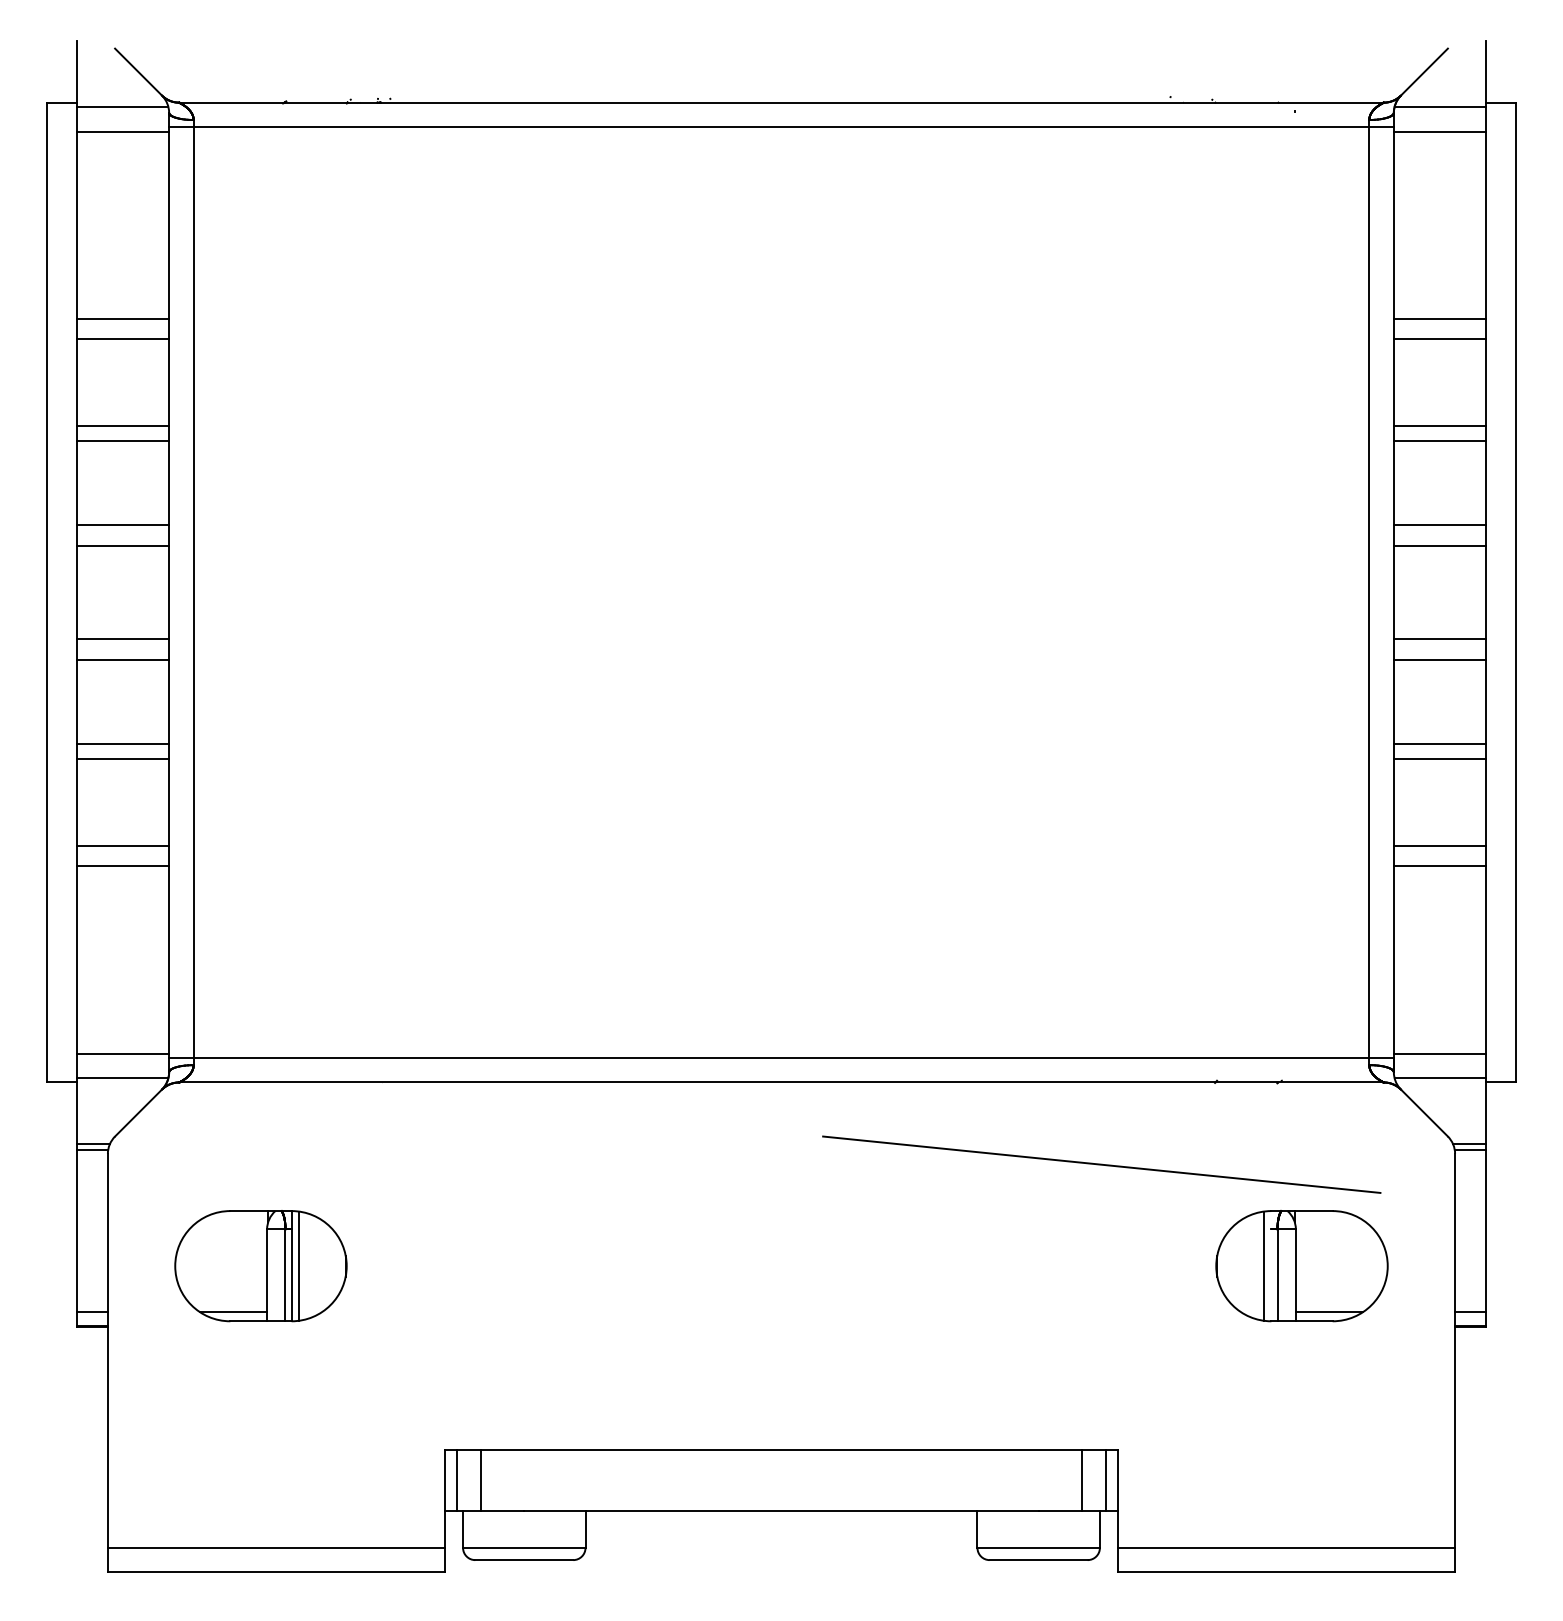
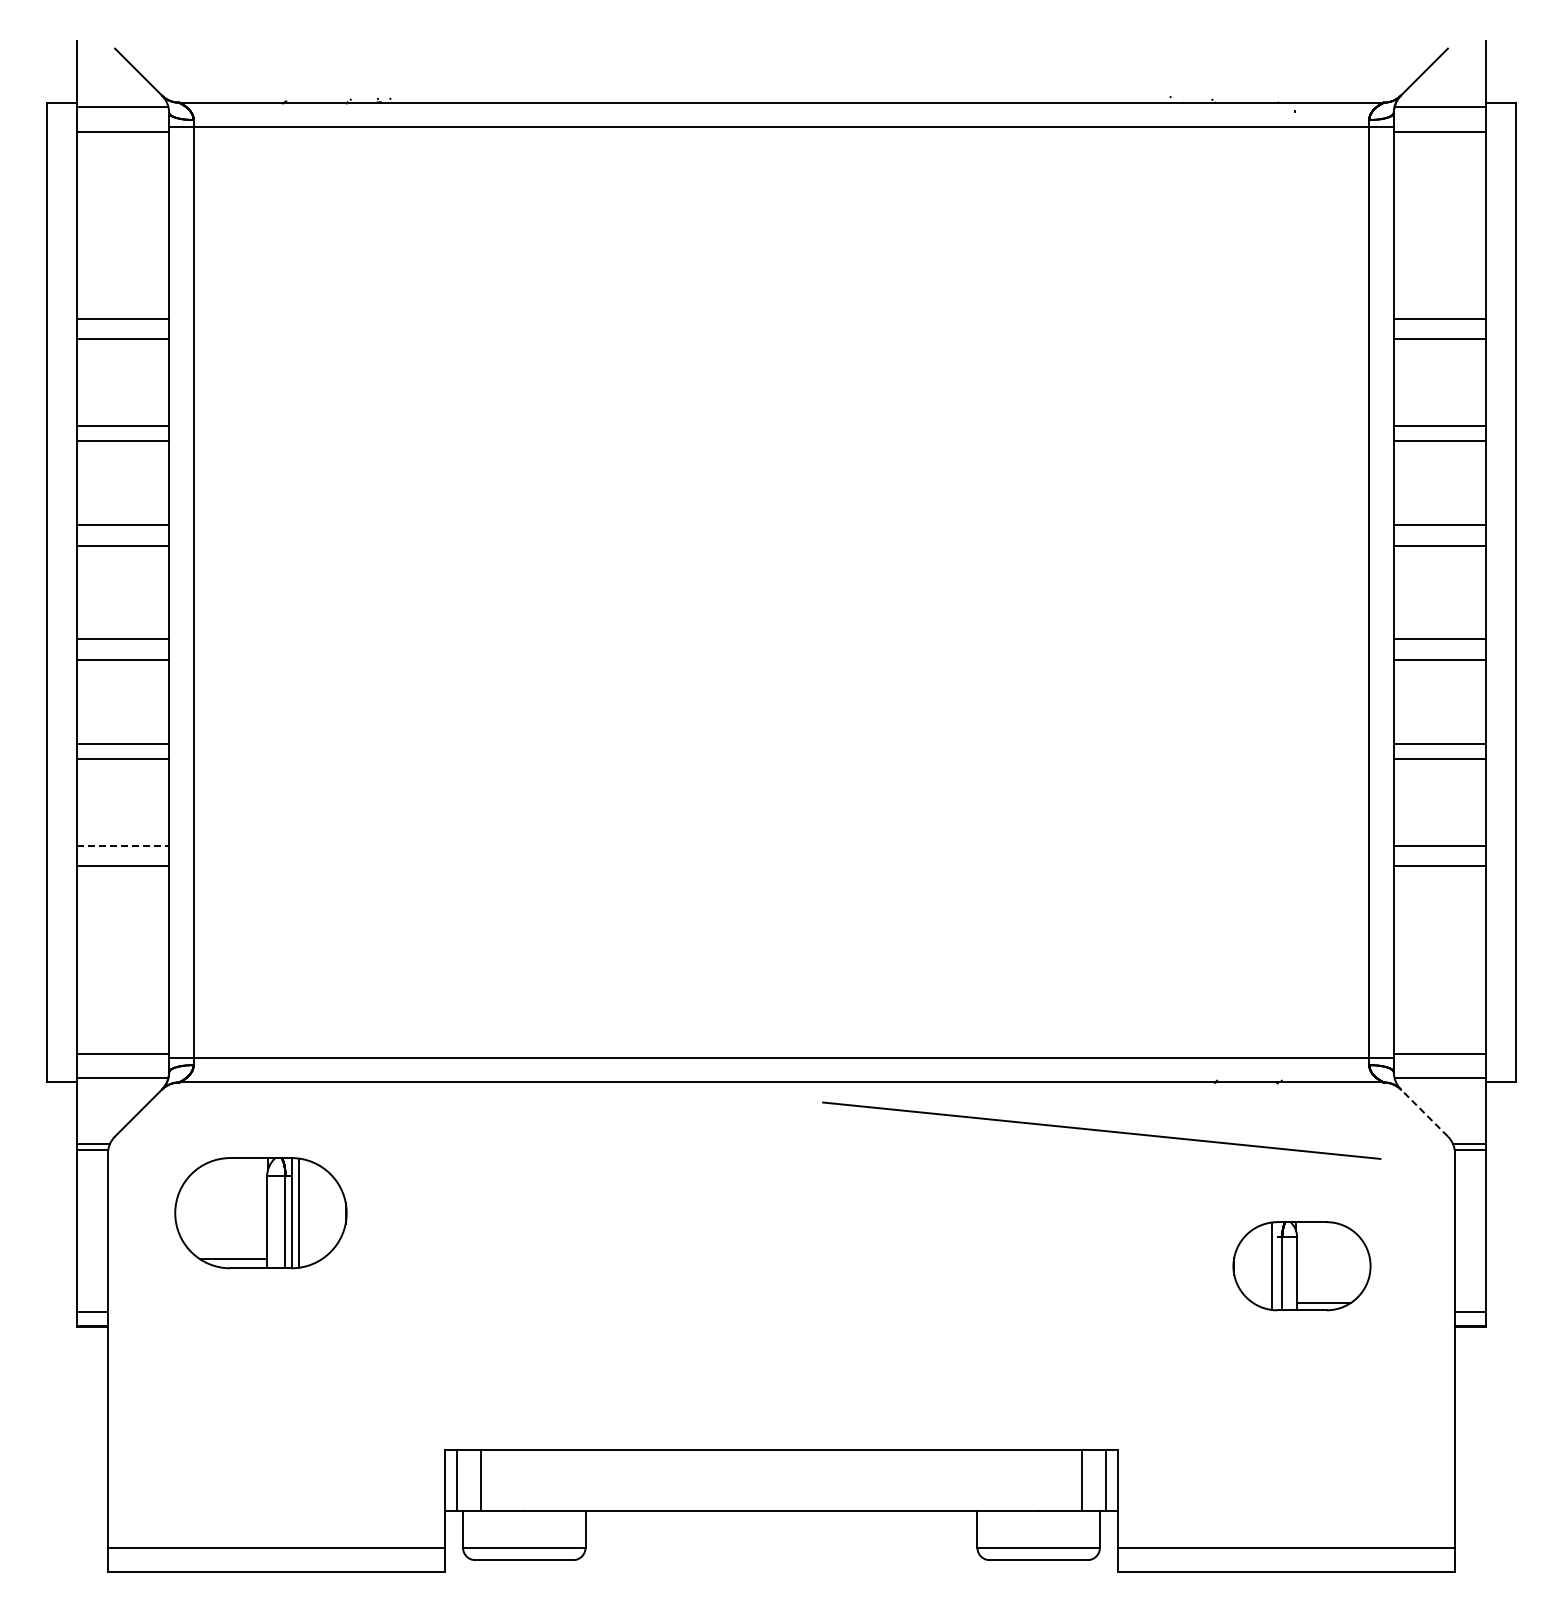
line: solid -> dashed (123, 846)
line: solid -> dashed (1424, 1112)
line position: (1101, 1164) -> (1101, 1130) (1101, 1130)
part position: (260, 1266) -> (260, 1213) (260, 1213)
part size: 174x113 px -> 140x91 px (1301, 1266)
